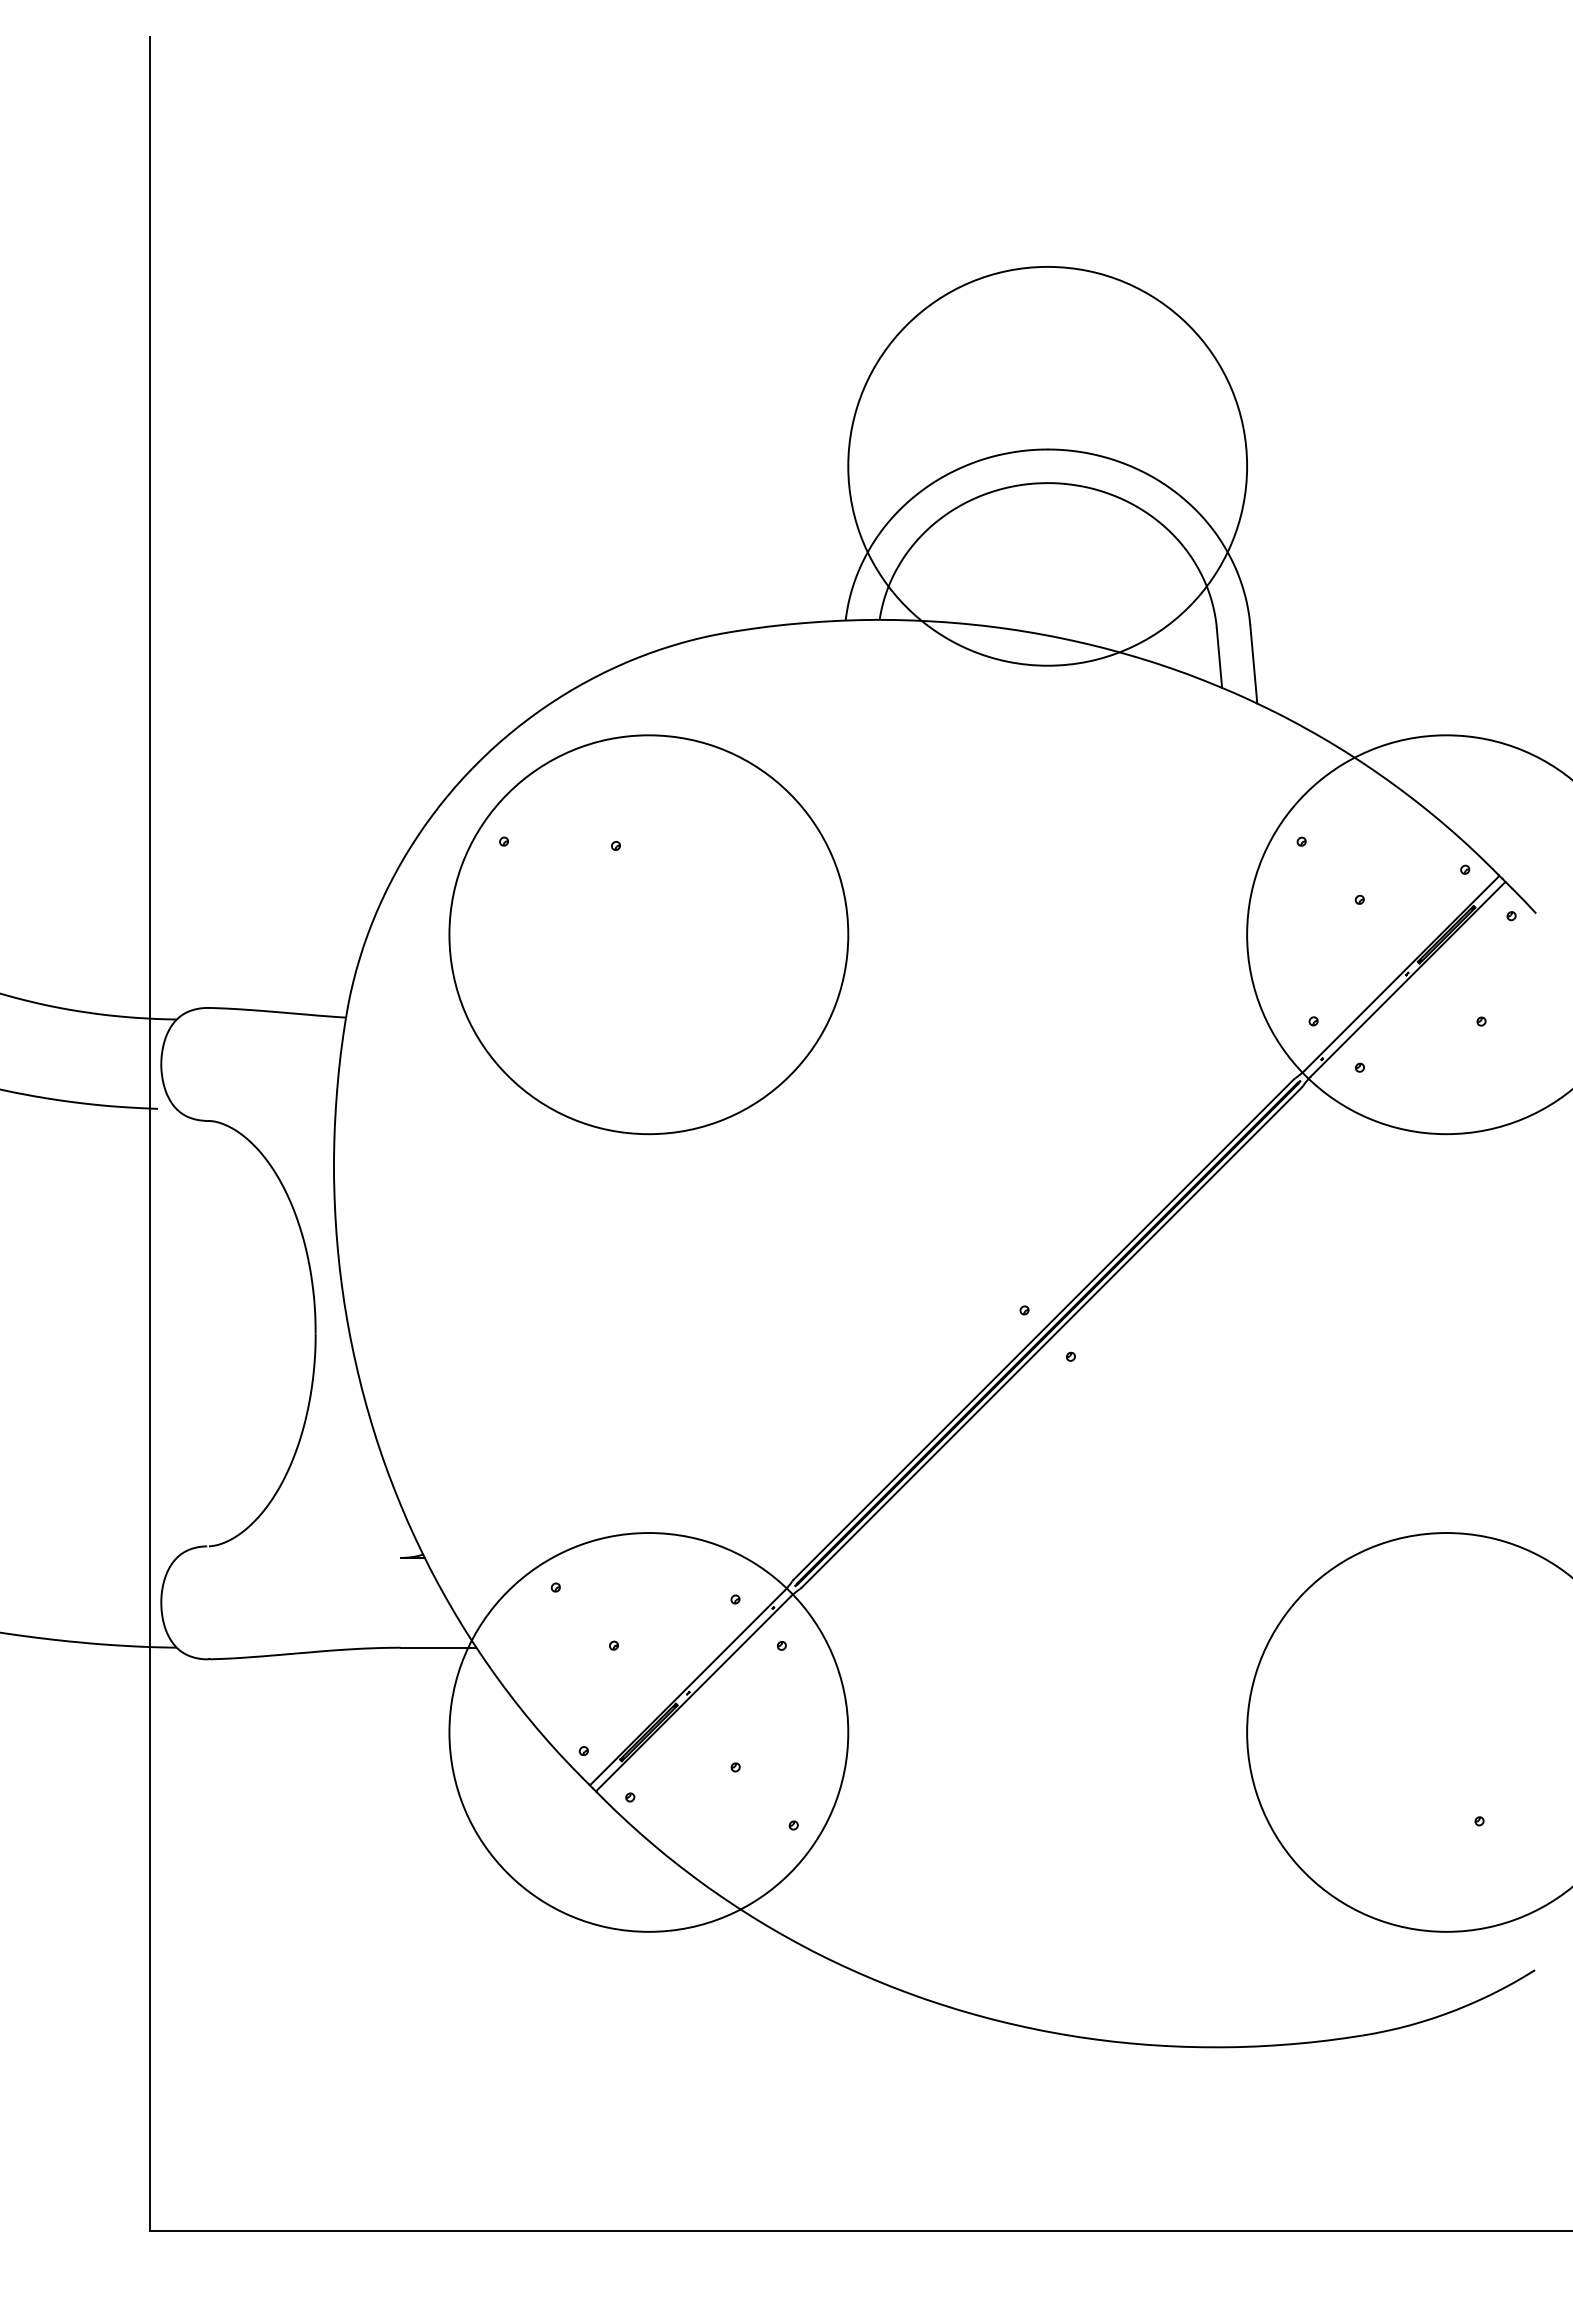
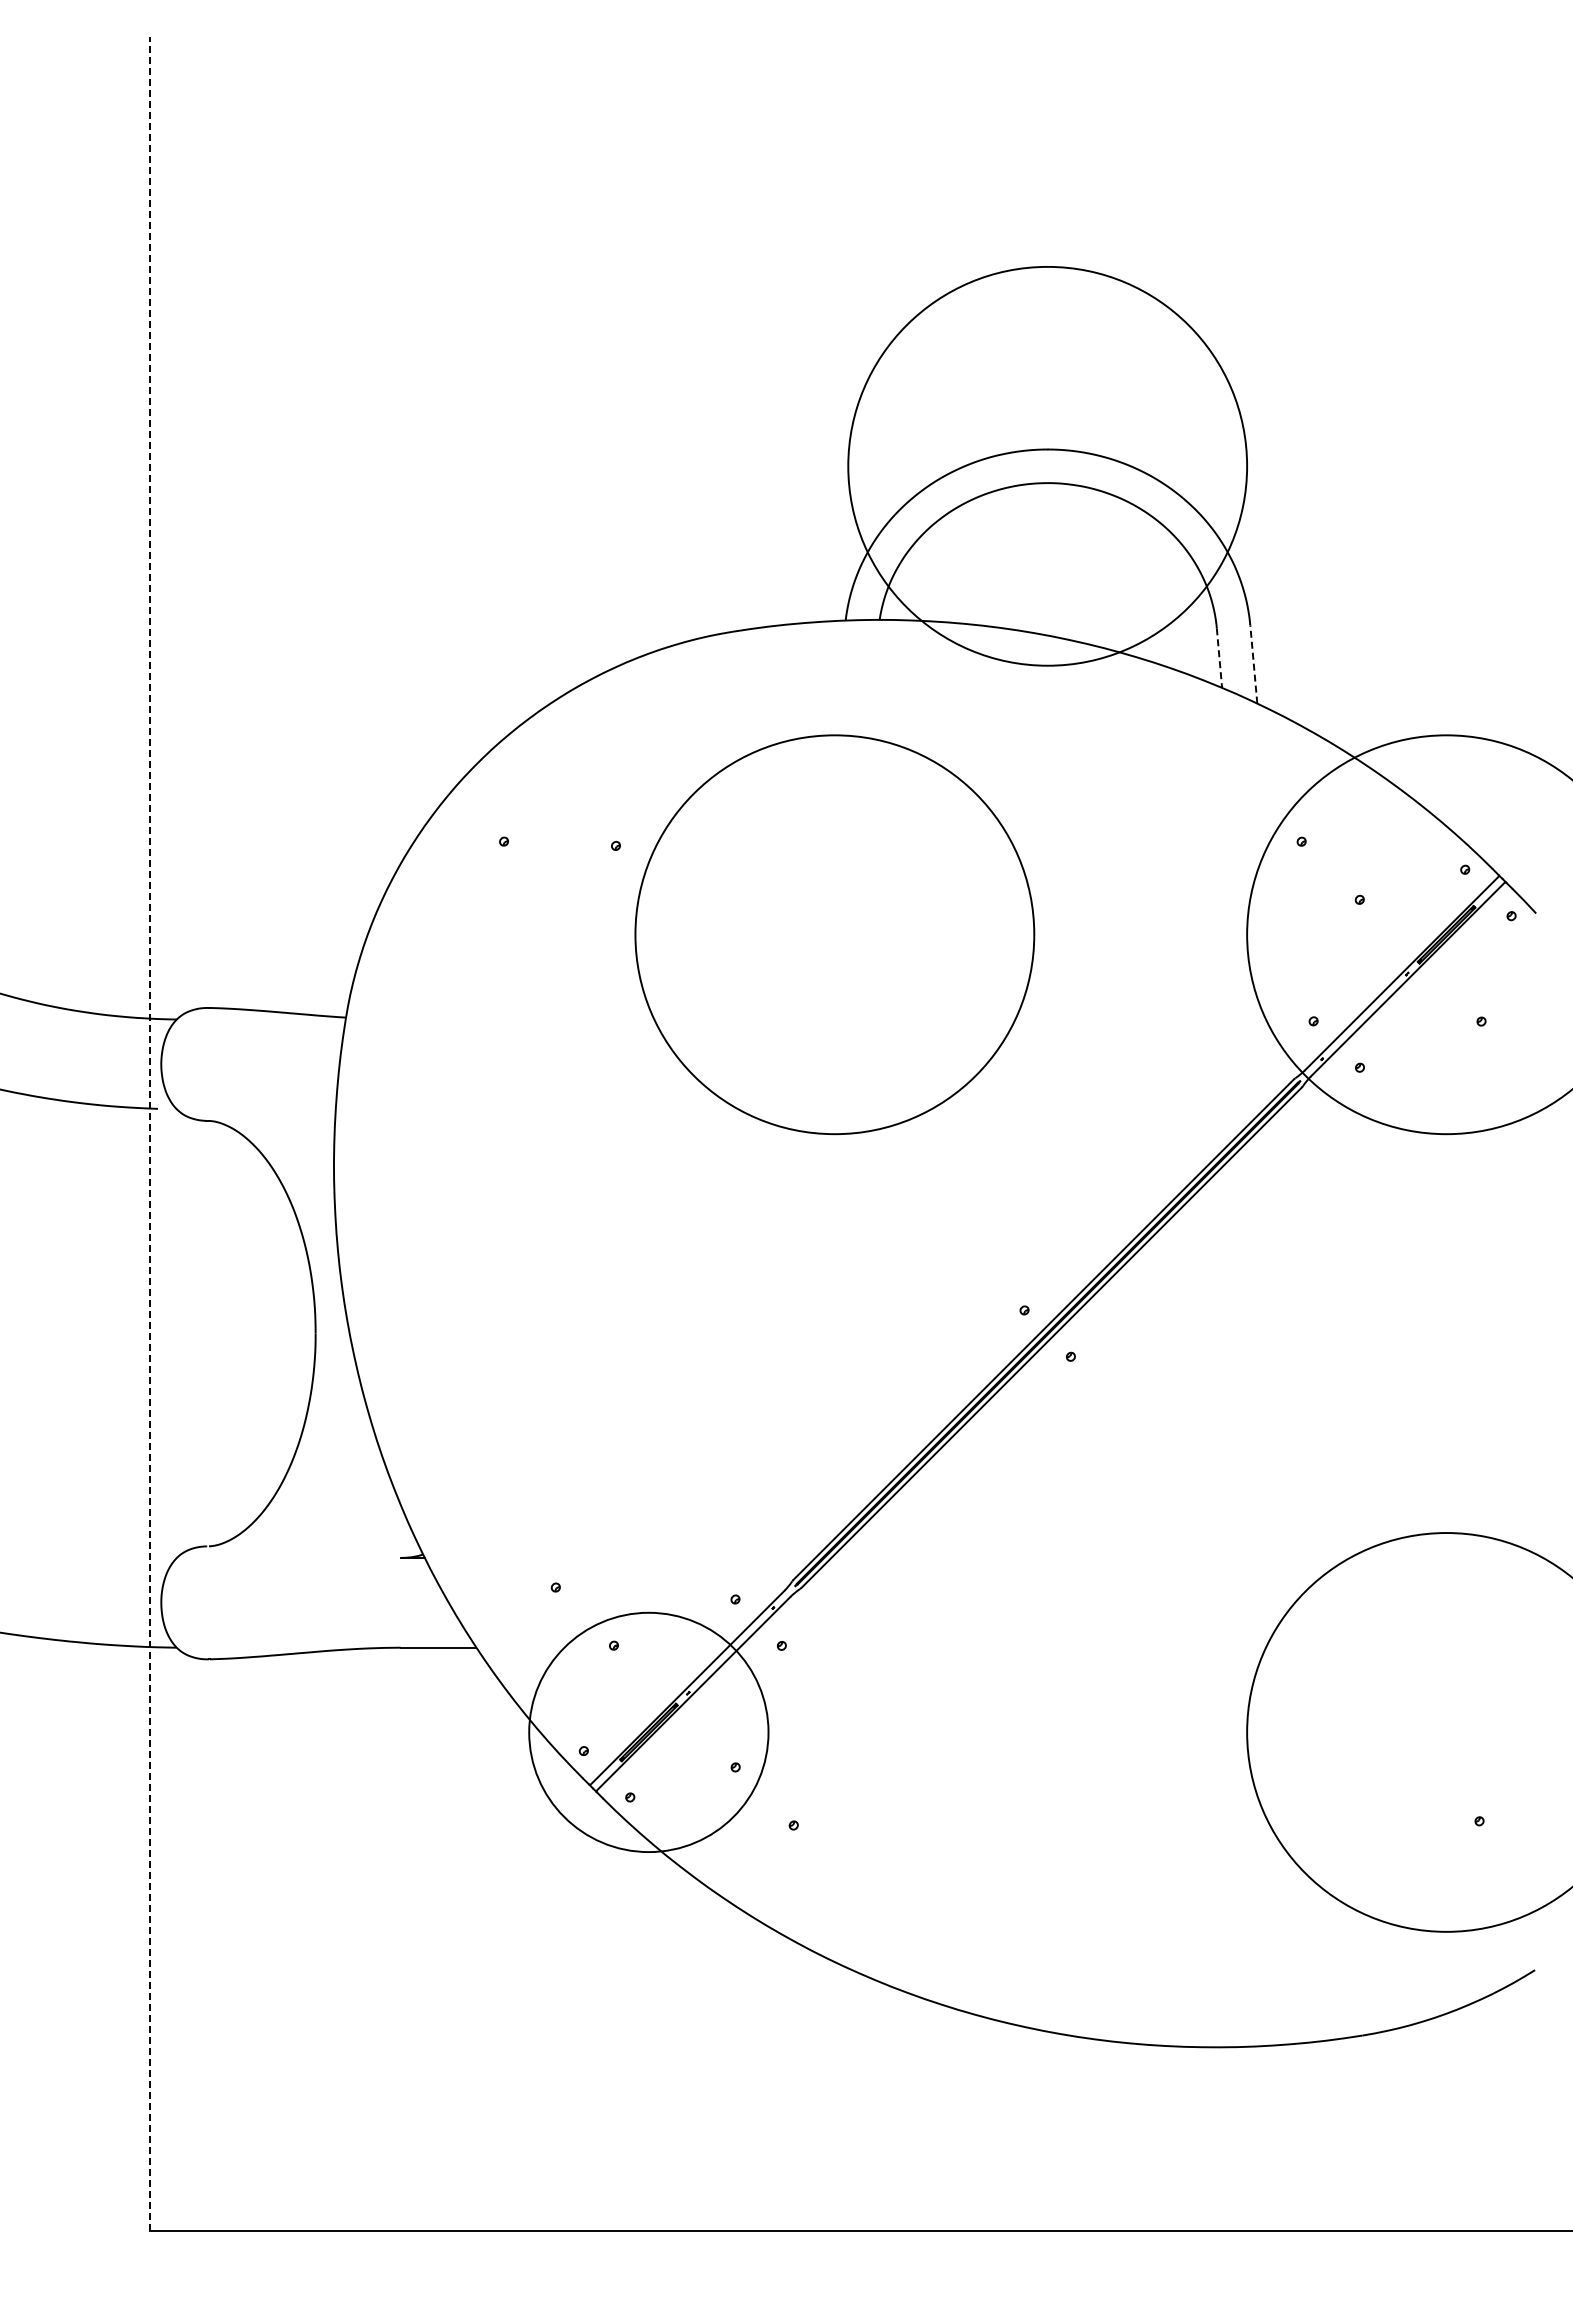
line: solid -> dashed (1219, 658)
line: solid -> dashed (1253, 663)
circle position: (648, 934) -> (834, 934) (834, 934)
line: solid -> dashed (150, 1134)
circle diameter: 399 px -> 239 px (648, 1732)
